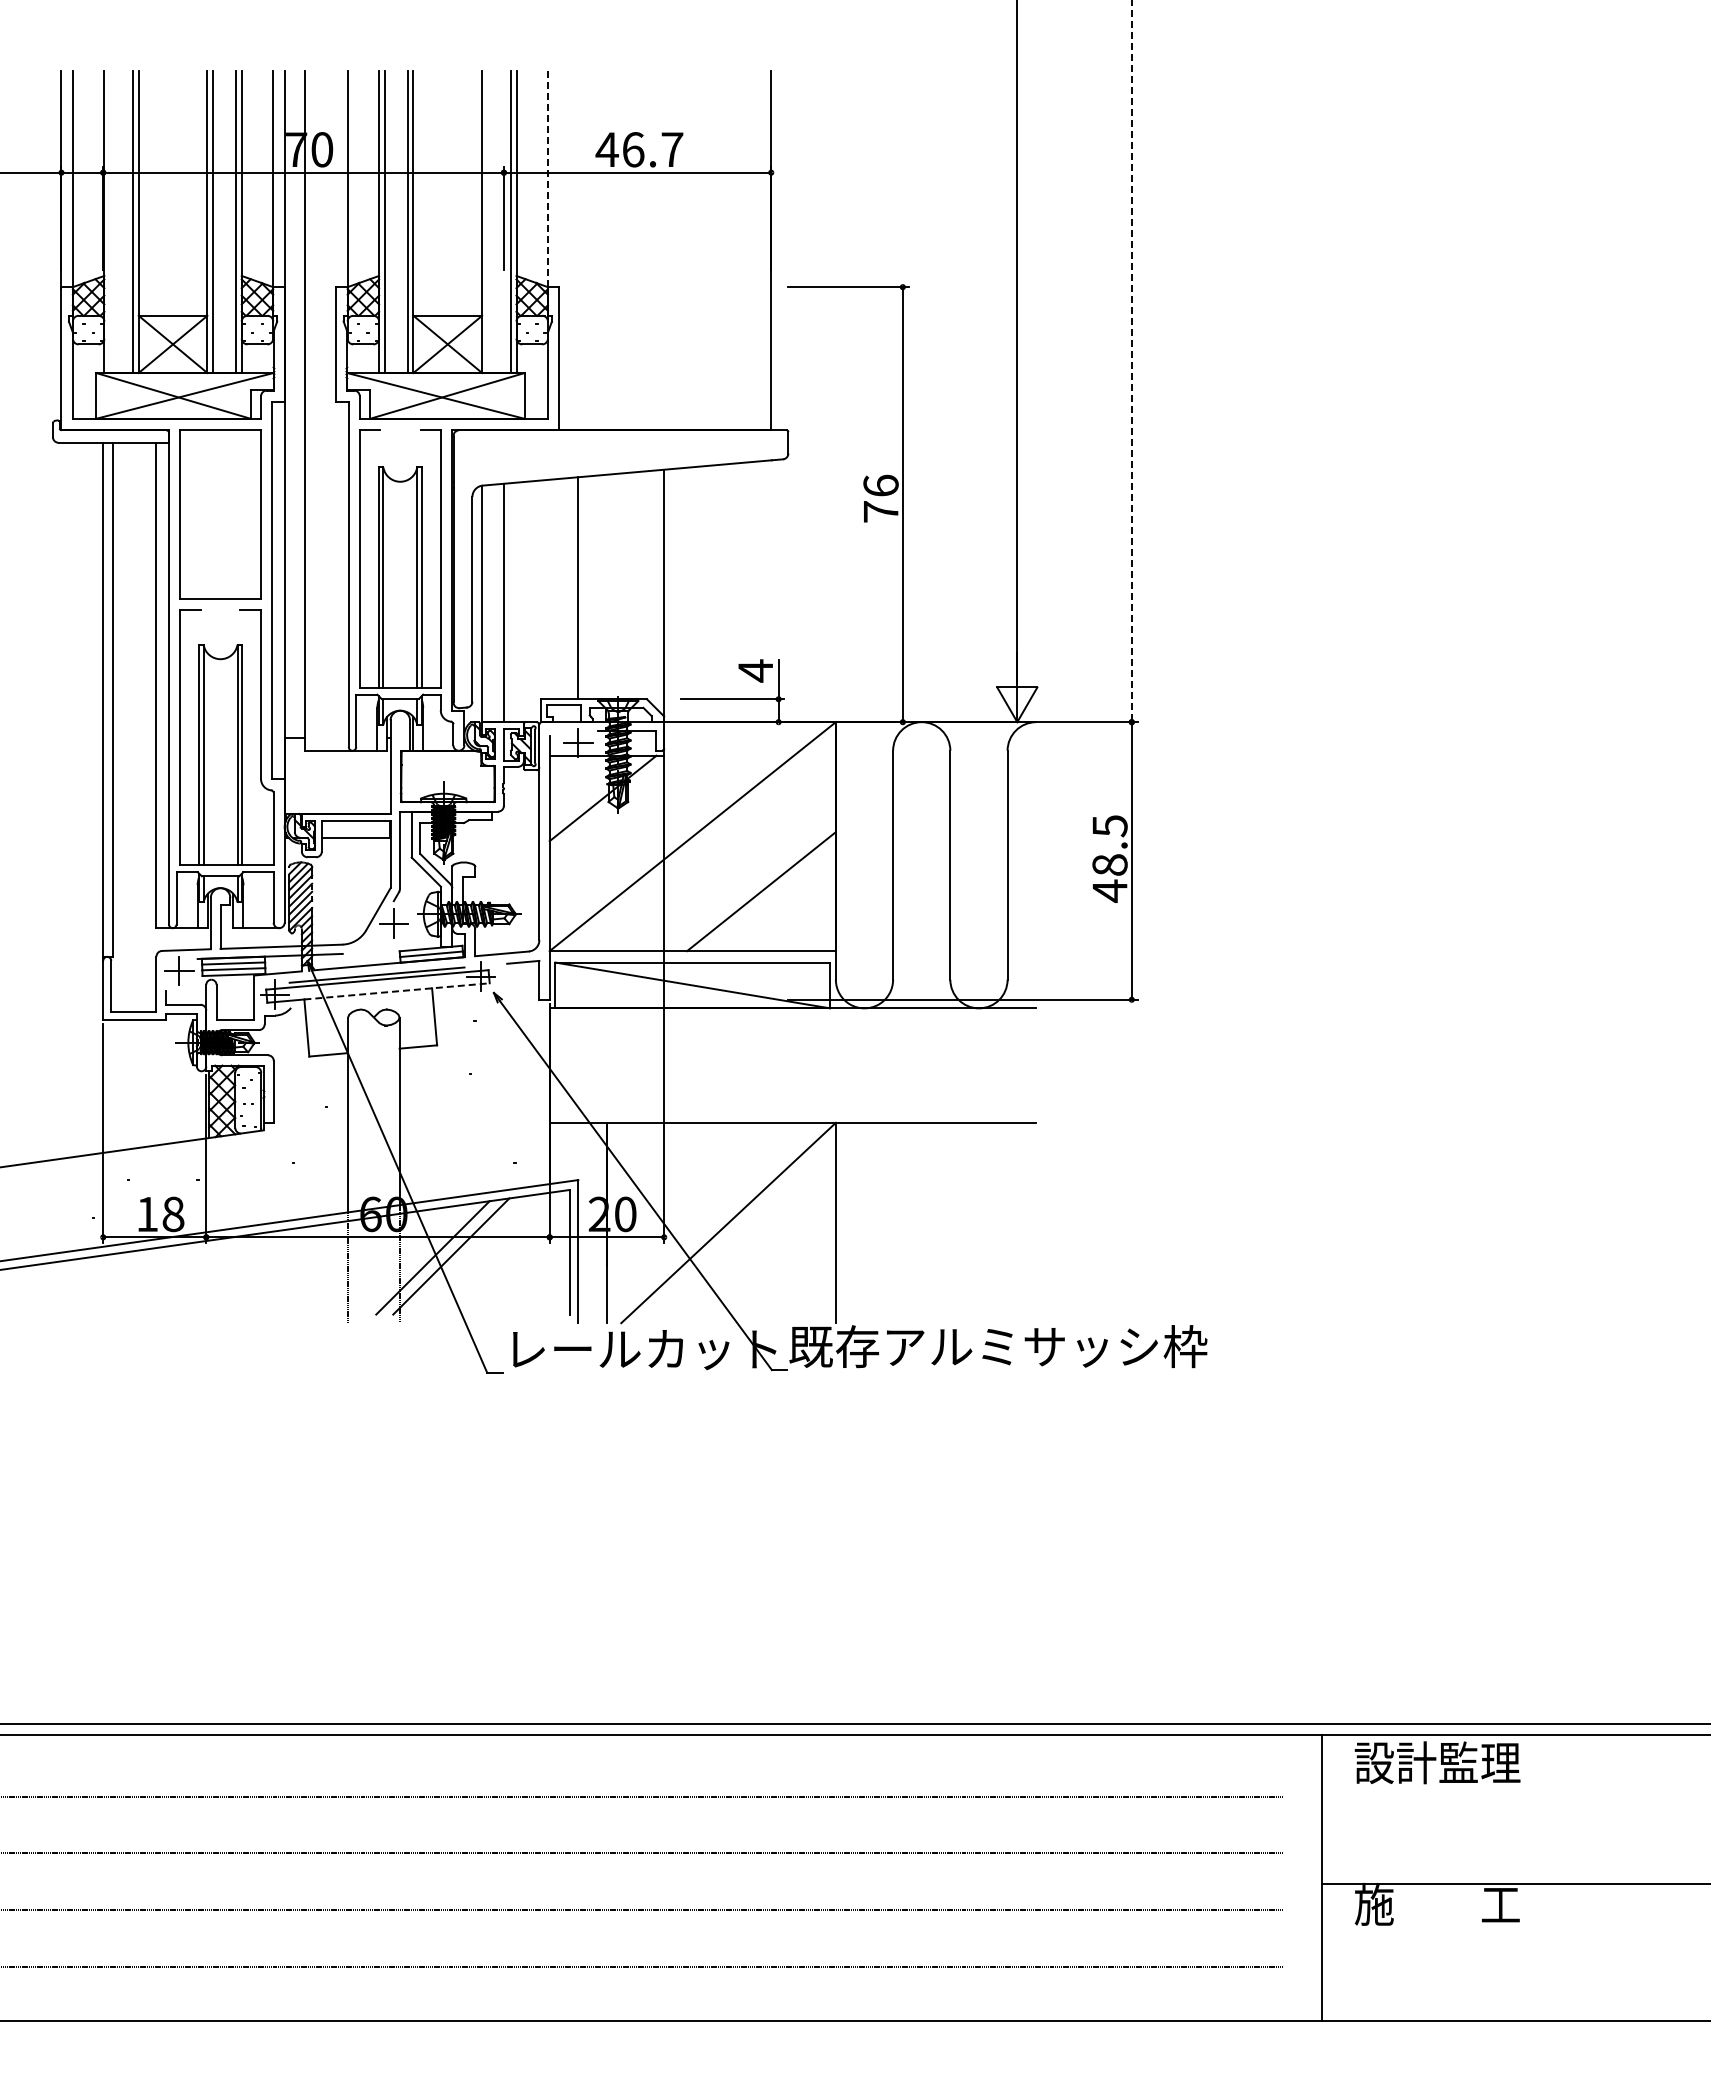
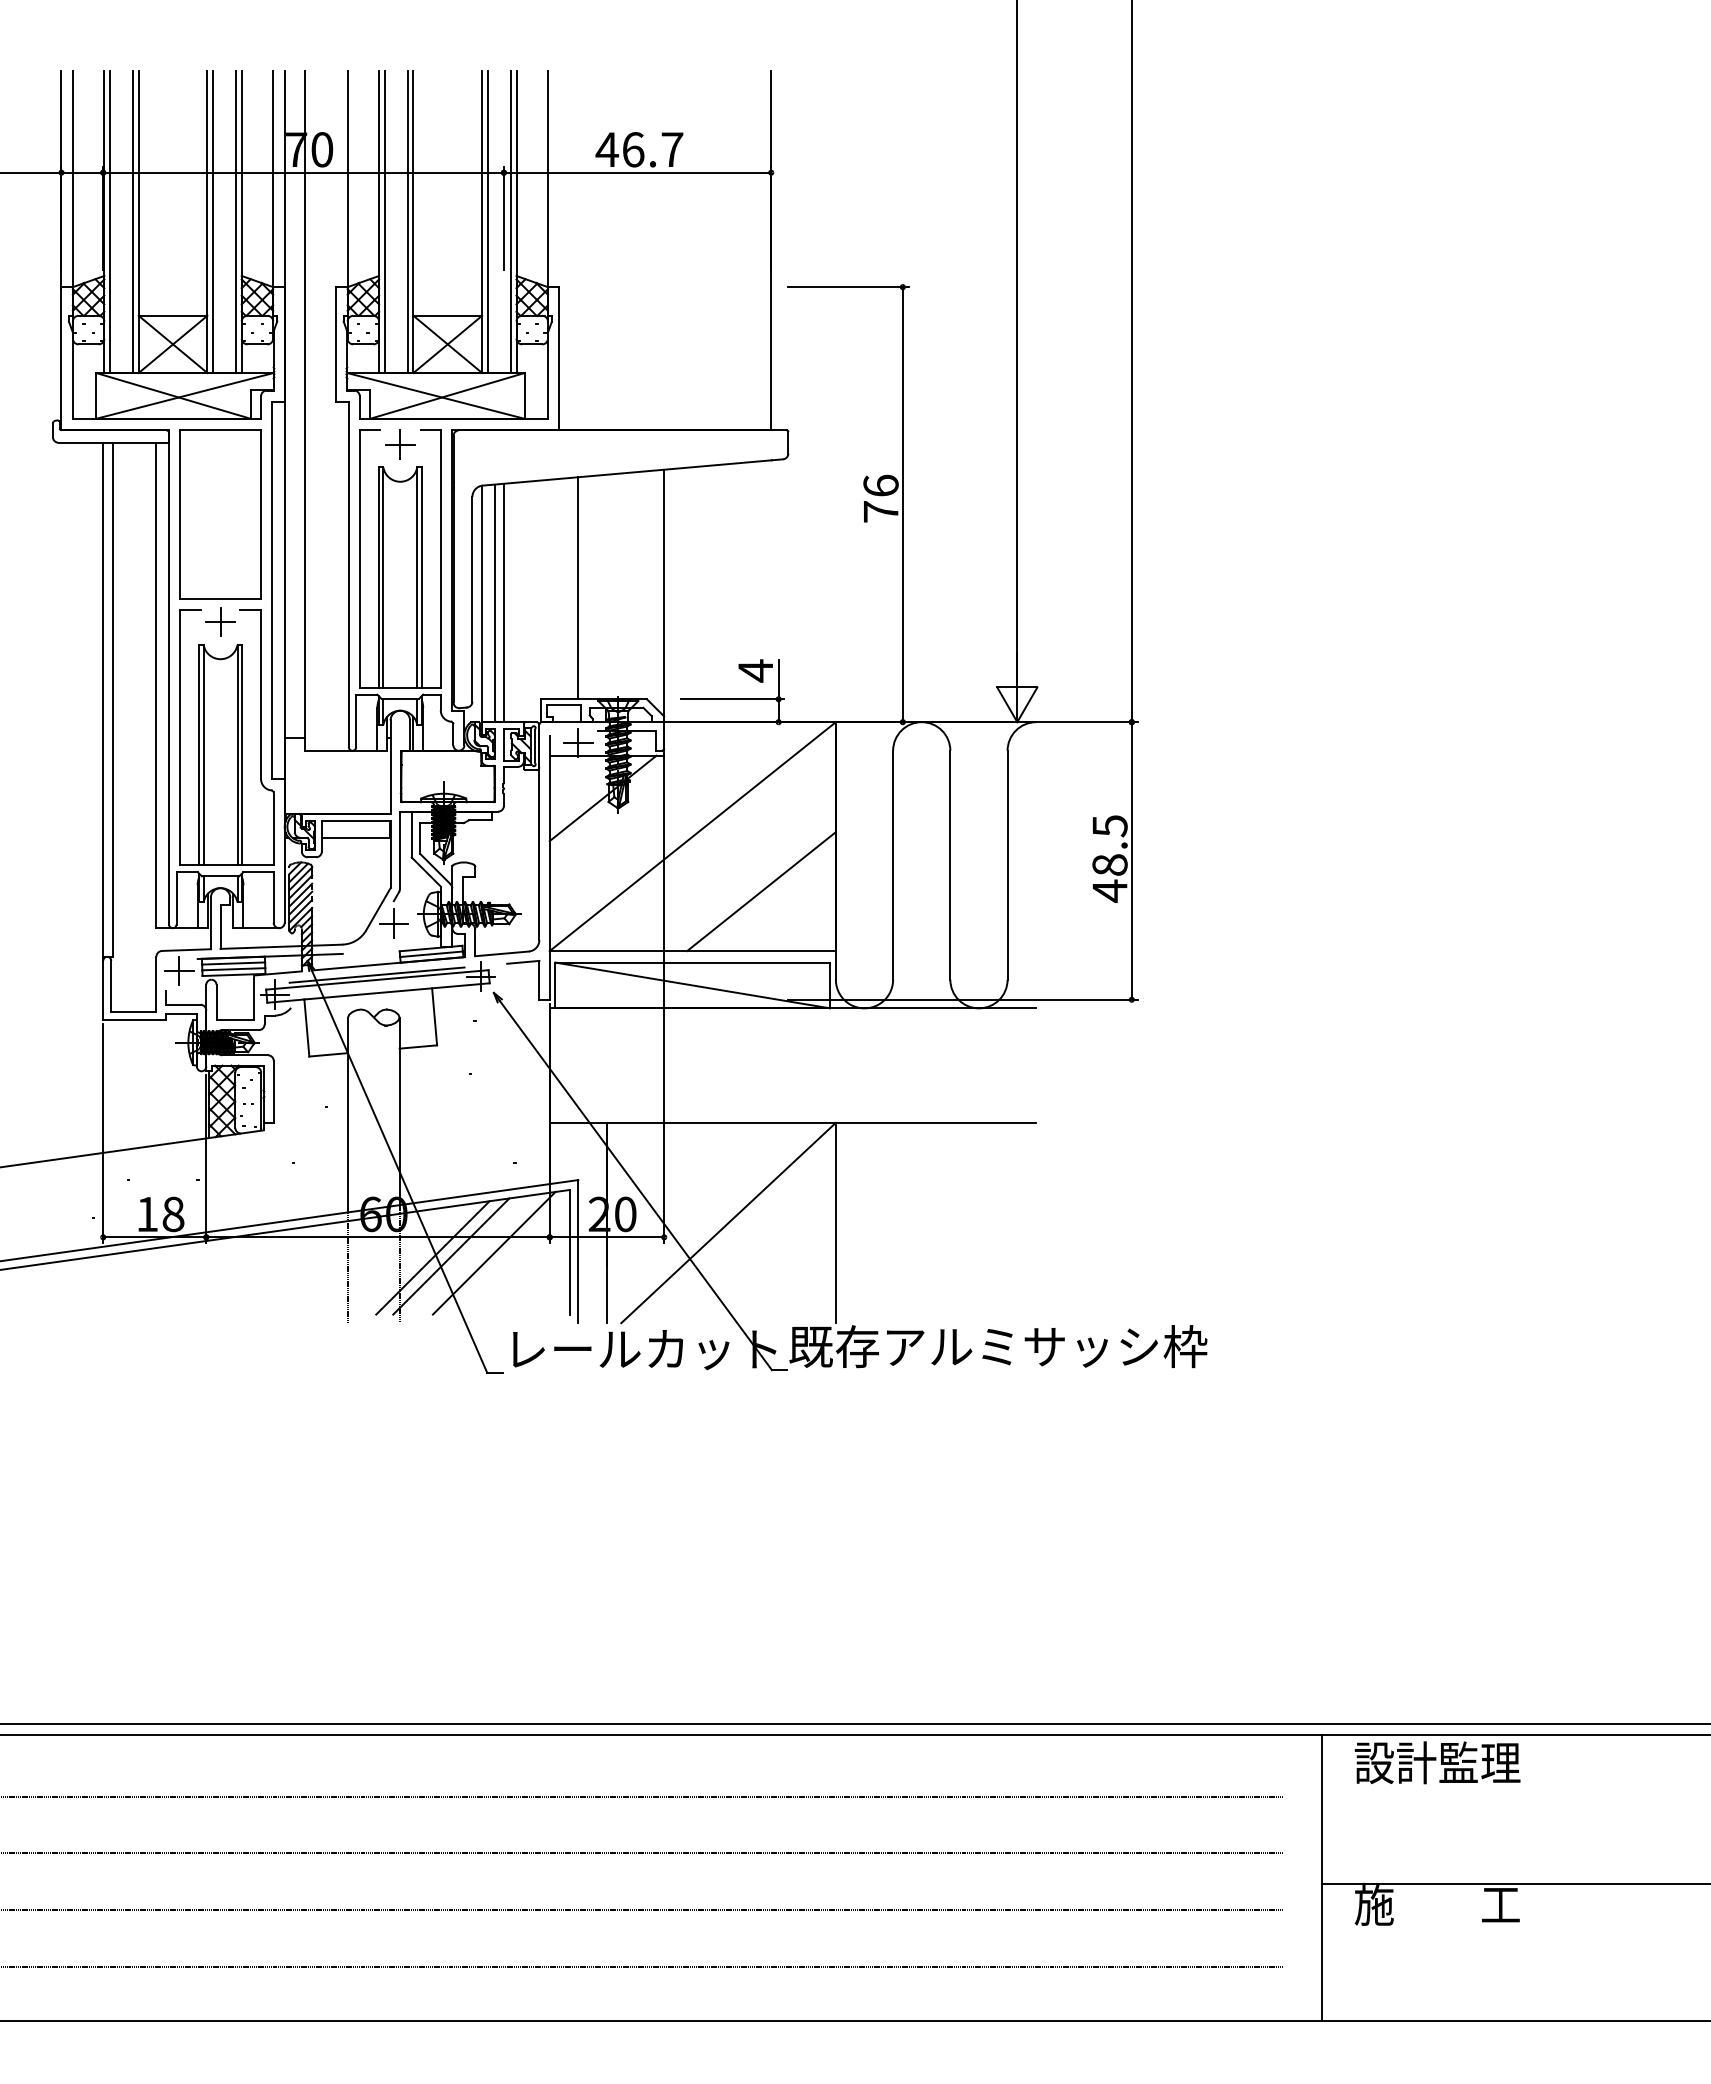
line: dashed -> solid (547, 181)
line: none -> present (110, 222)
line: none -> present (487, 222)
line: dashed -> solid (1131, 361)
part: none -> present (400, 444)
line: none -> present (494, 603)
part: none -> present (220, 621)
line: dashed -> solid (397, 991)
line: none -> present (493, 1252)
